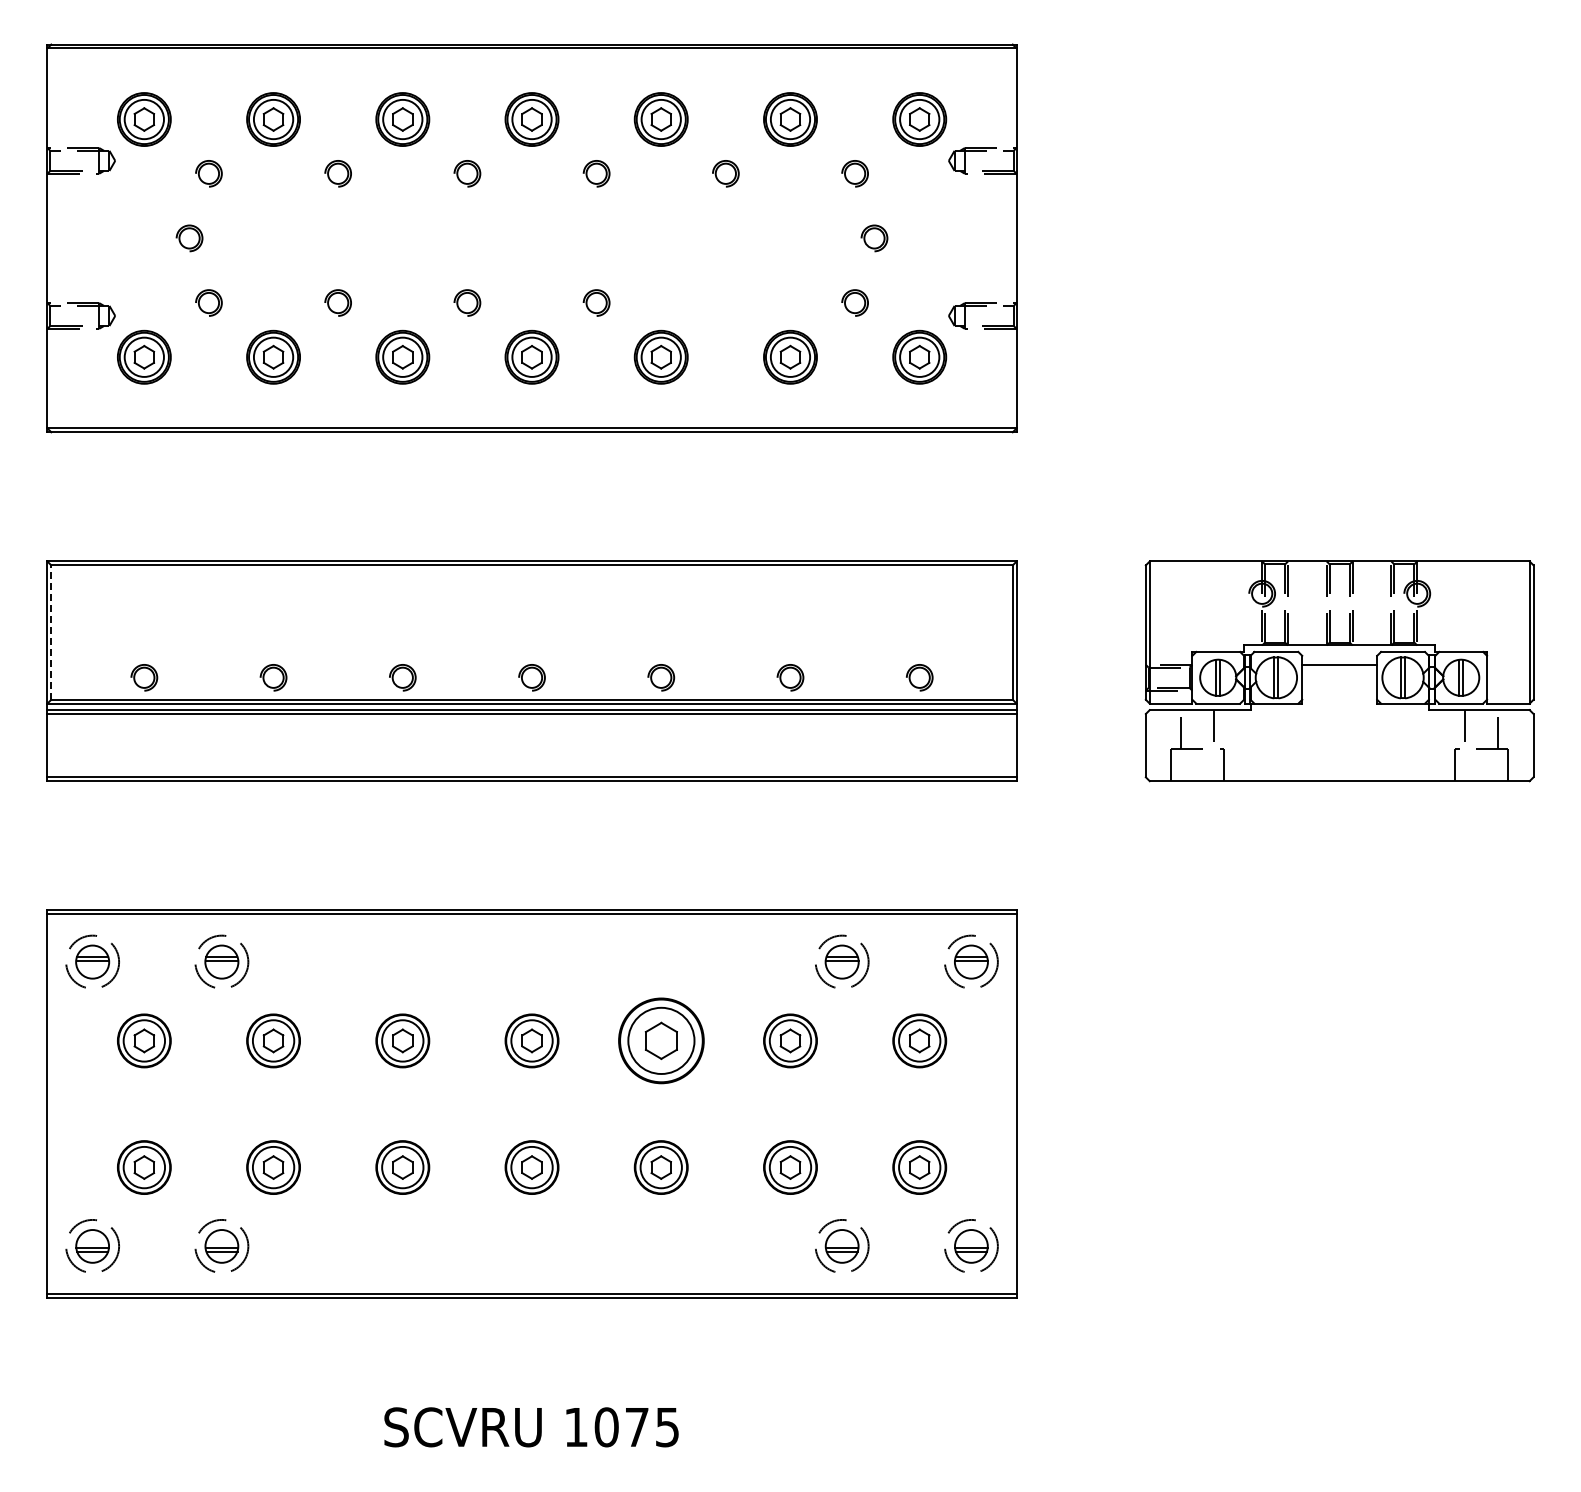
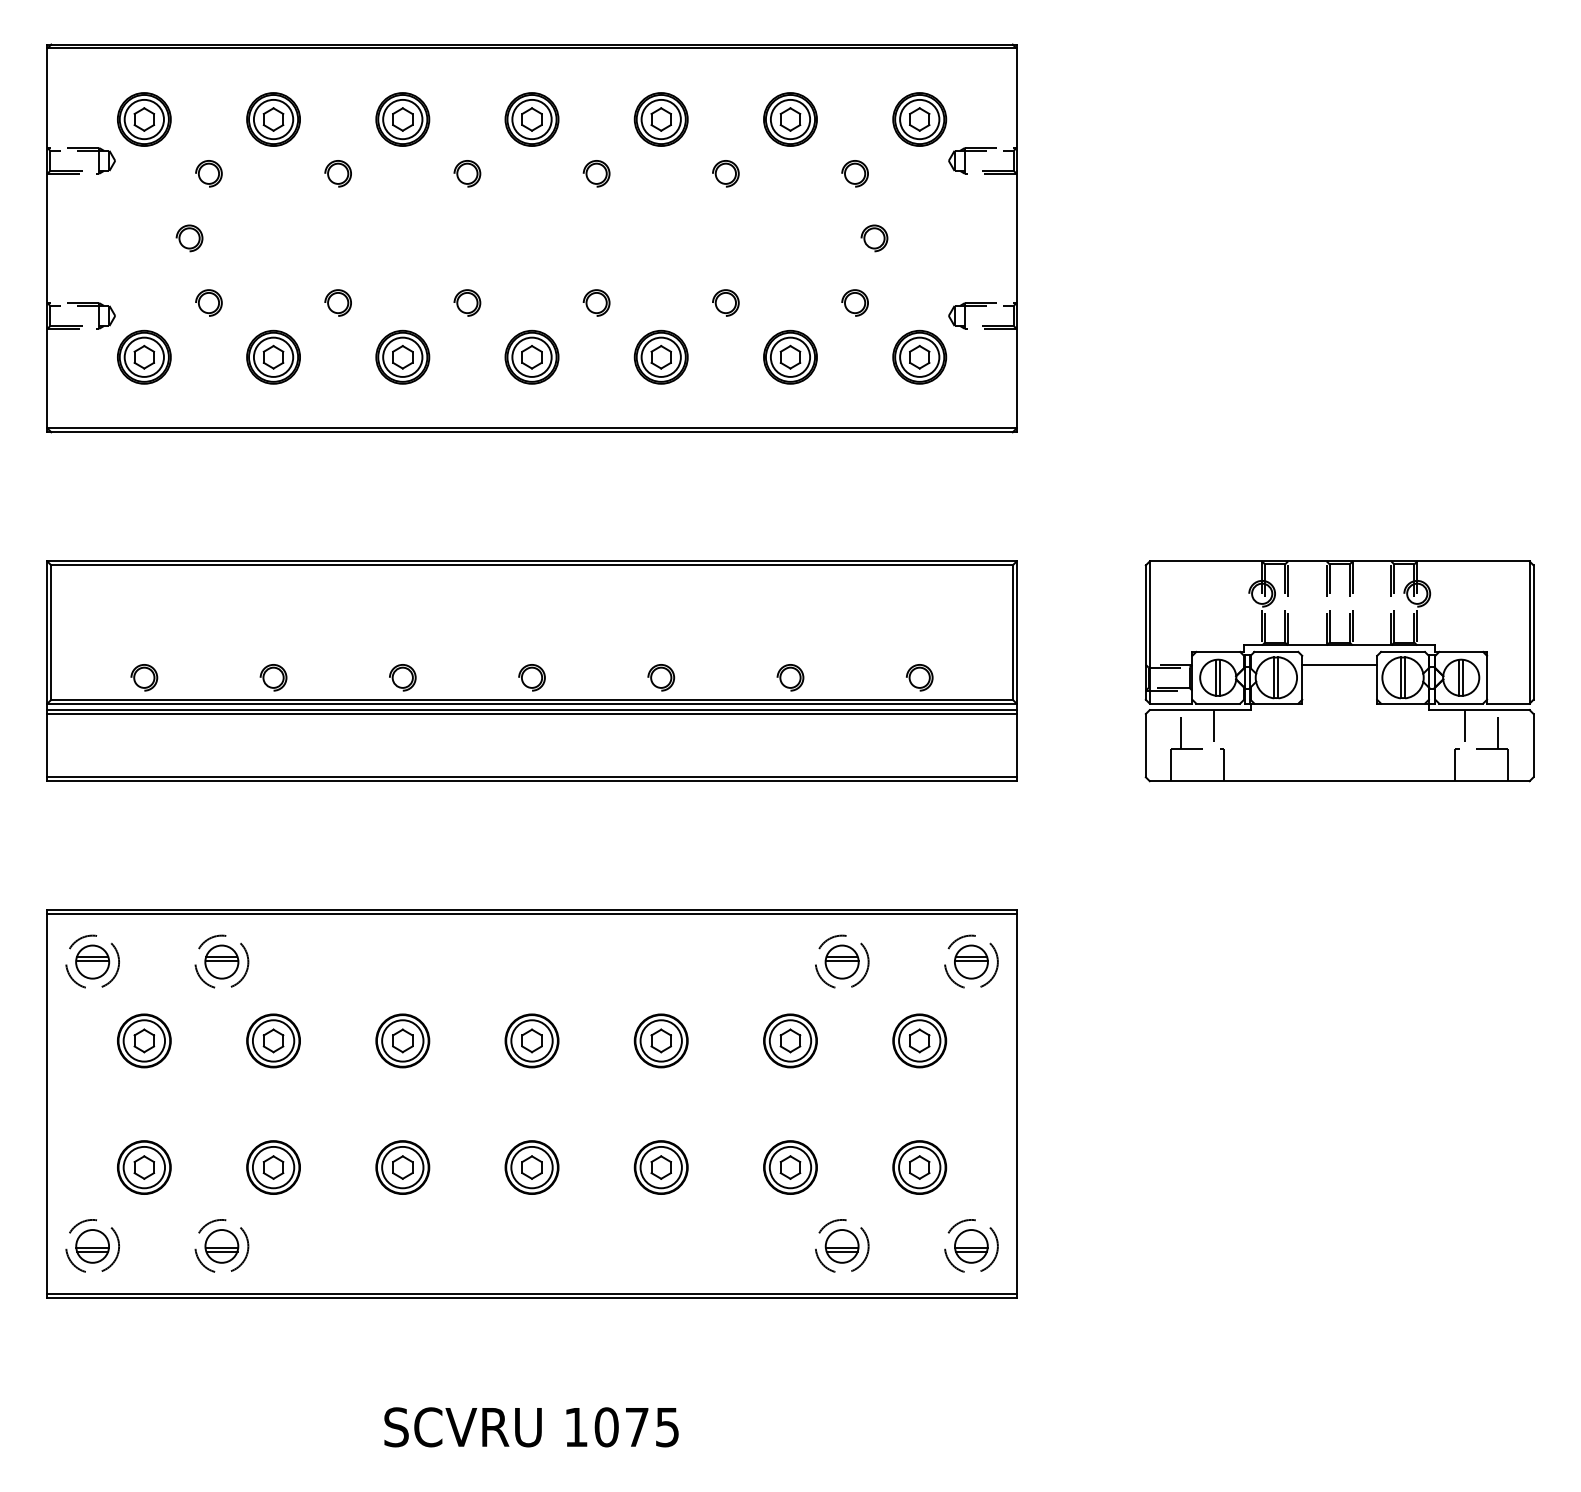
part: none -> present (725, 302)
line: dashed -> solid (51, 632)
part size: 87x88 px -> 56x56 px (660, 1040)
